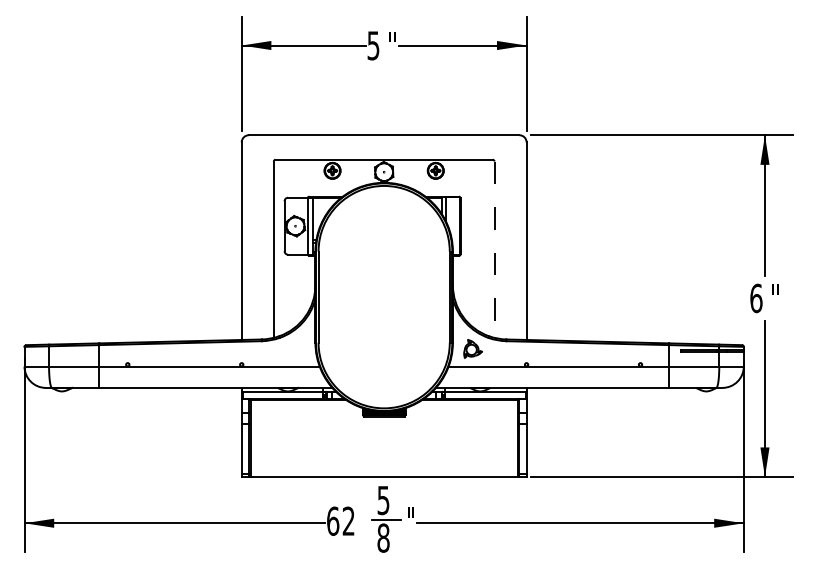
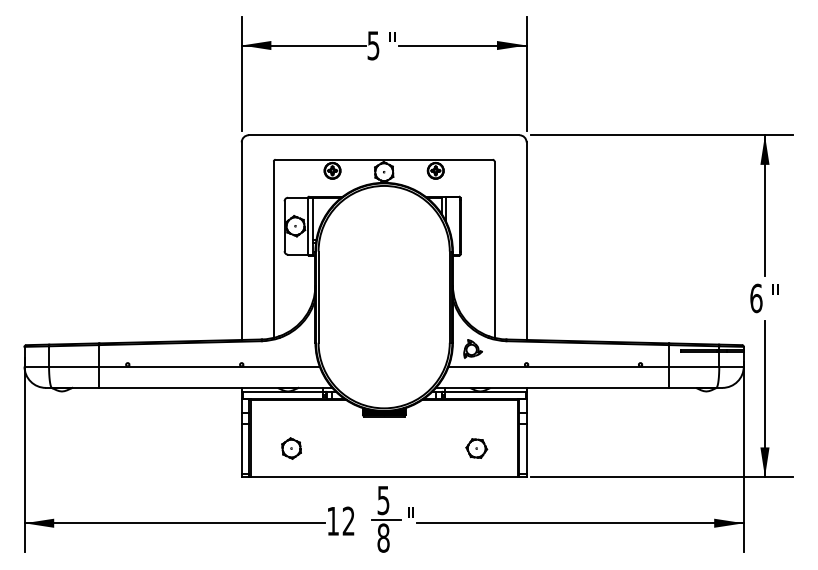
line: dashed -> solid (494, 250)
part: none -> present (291, 448)
part: none -> present (476, 448)
text: 62 -> 12 (333, 520)
